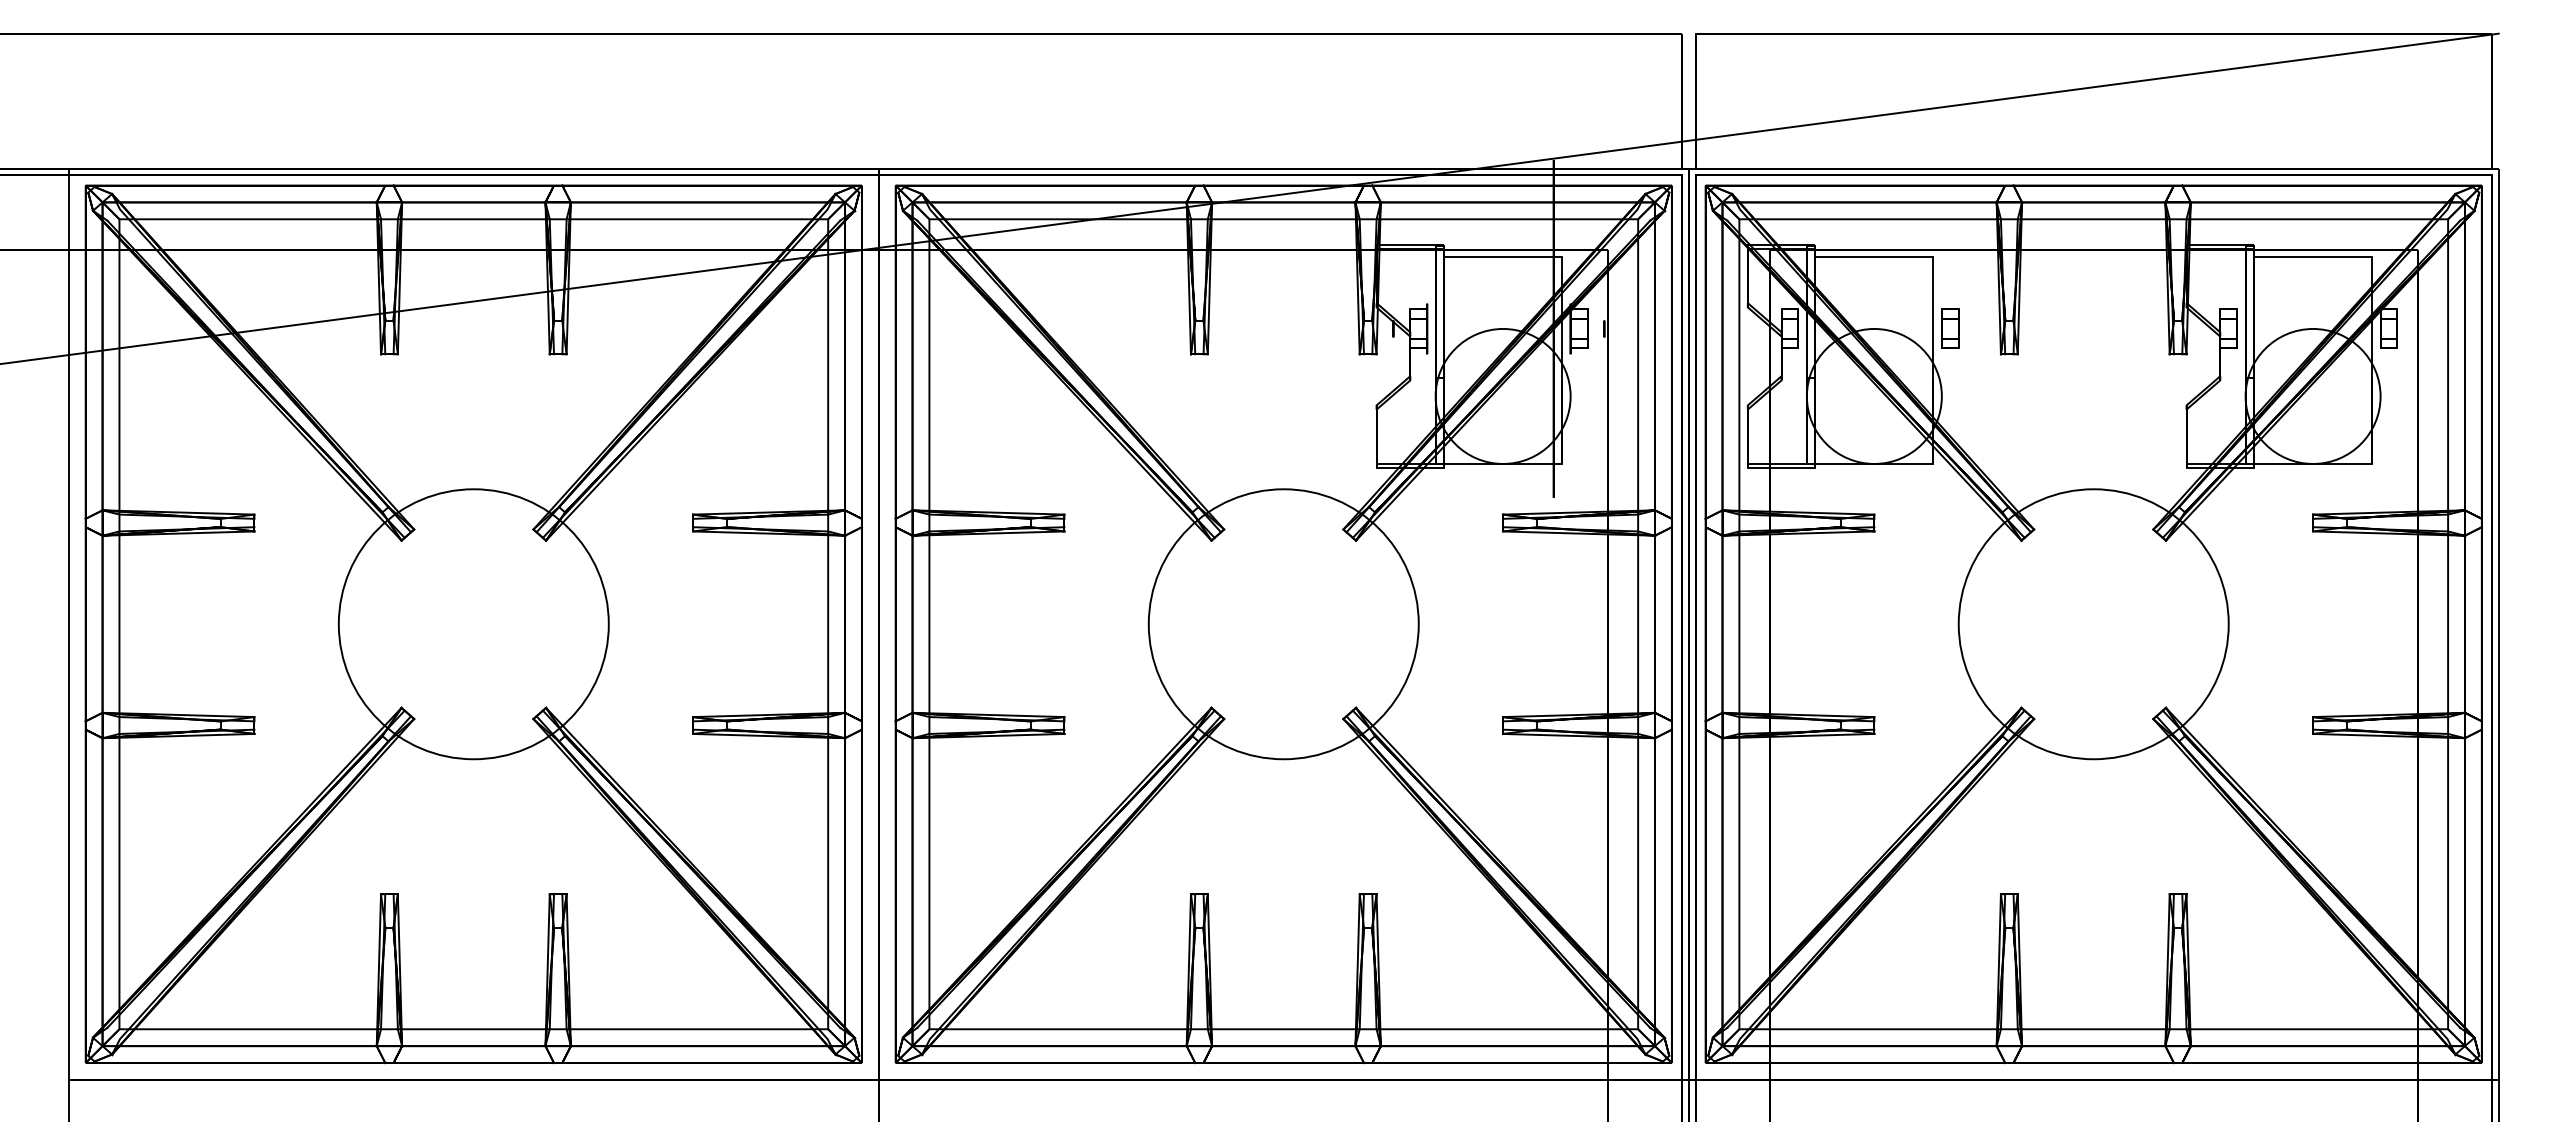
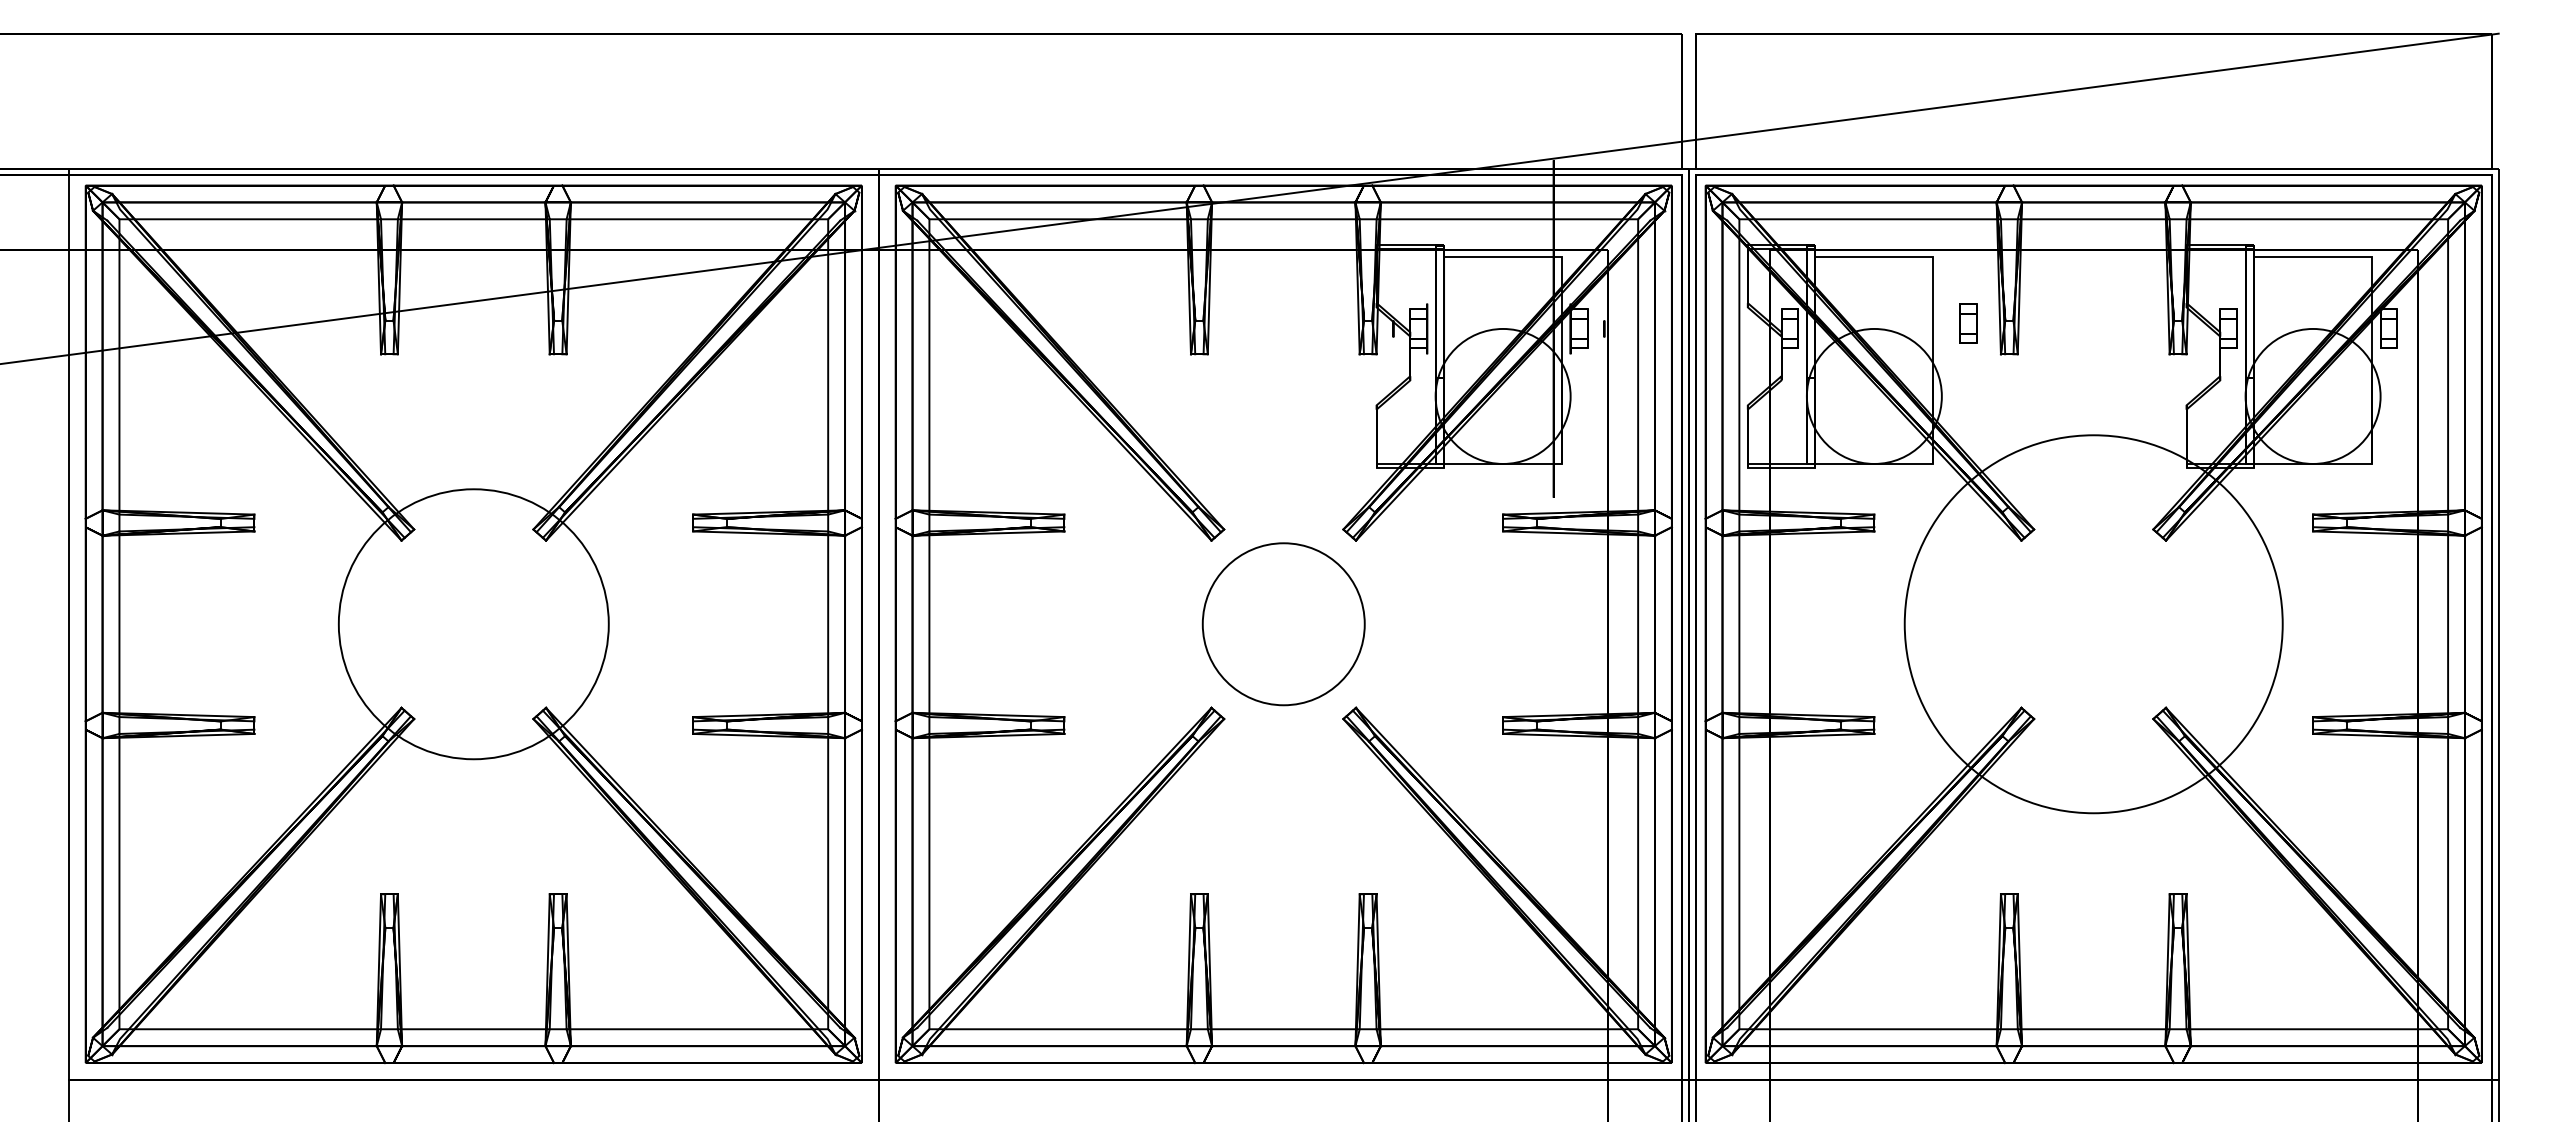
part position: (1950, 328) -> (1968, 323) (1968, 323)
circle diameter: 270 px -> 162 px (1283, 624)
circle diameter: 270 px -> 378 px (2093, 624)
